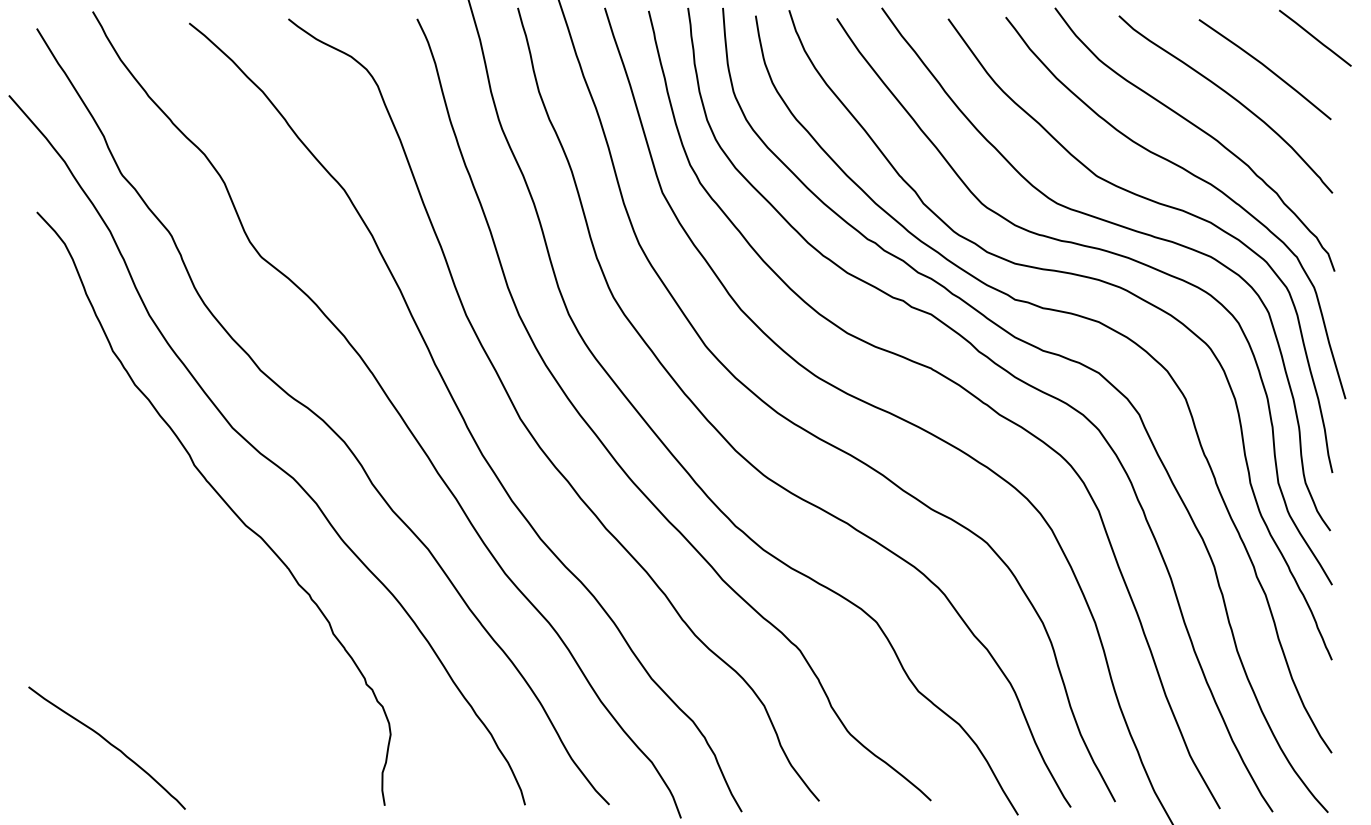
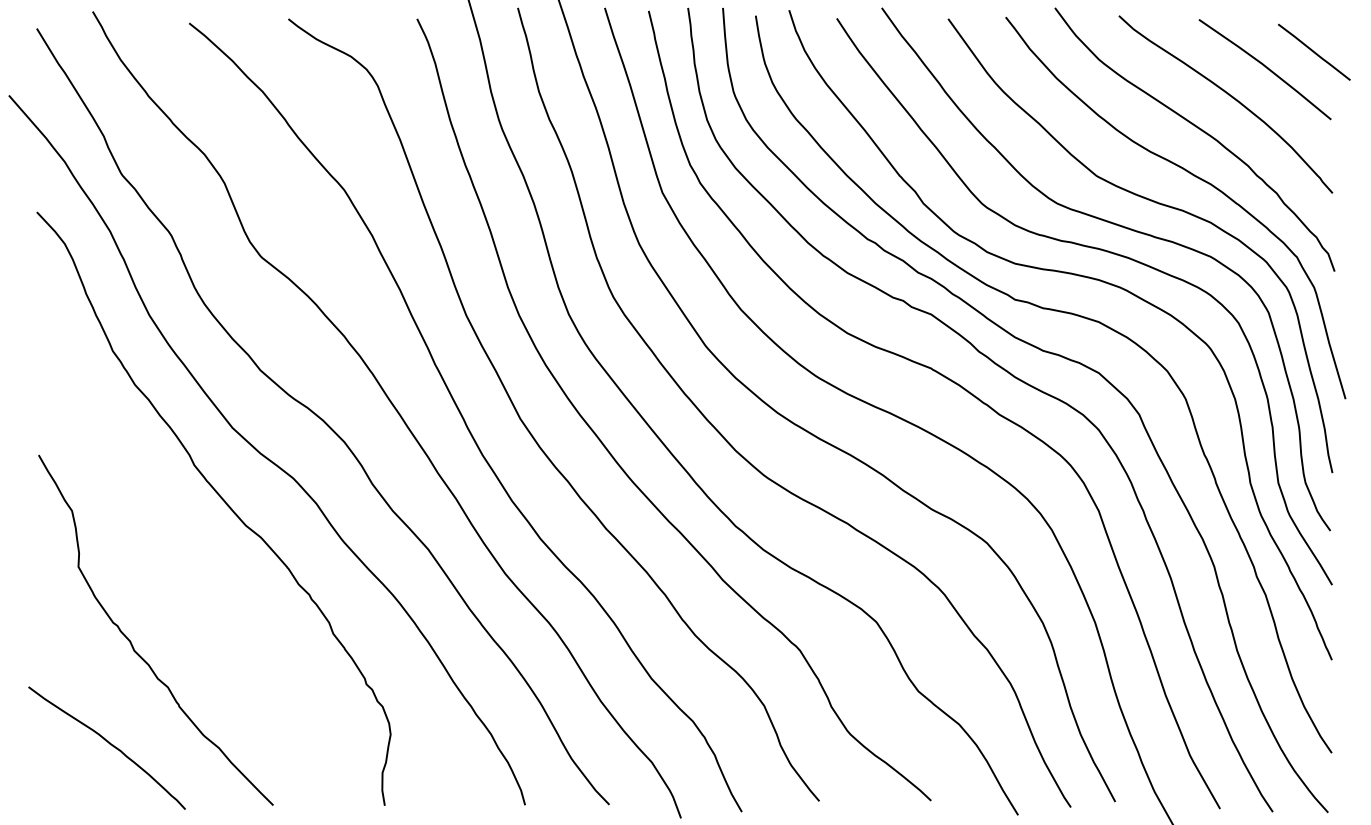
line position: (1315, 37) -> (1314, 51) (1314, 51)
curve: none -> present (131, 641)
